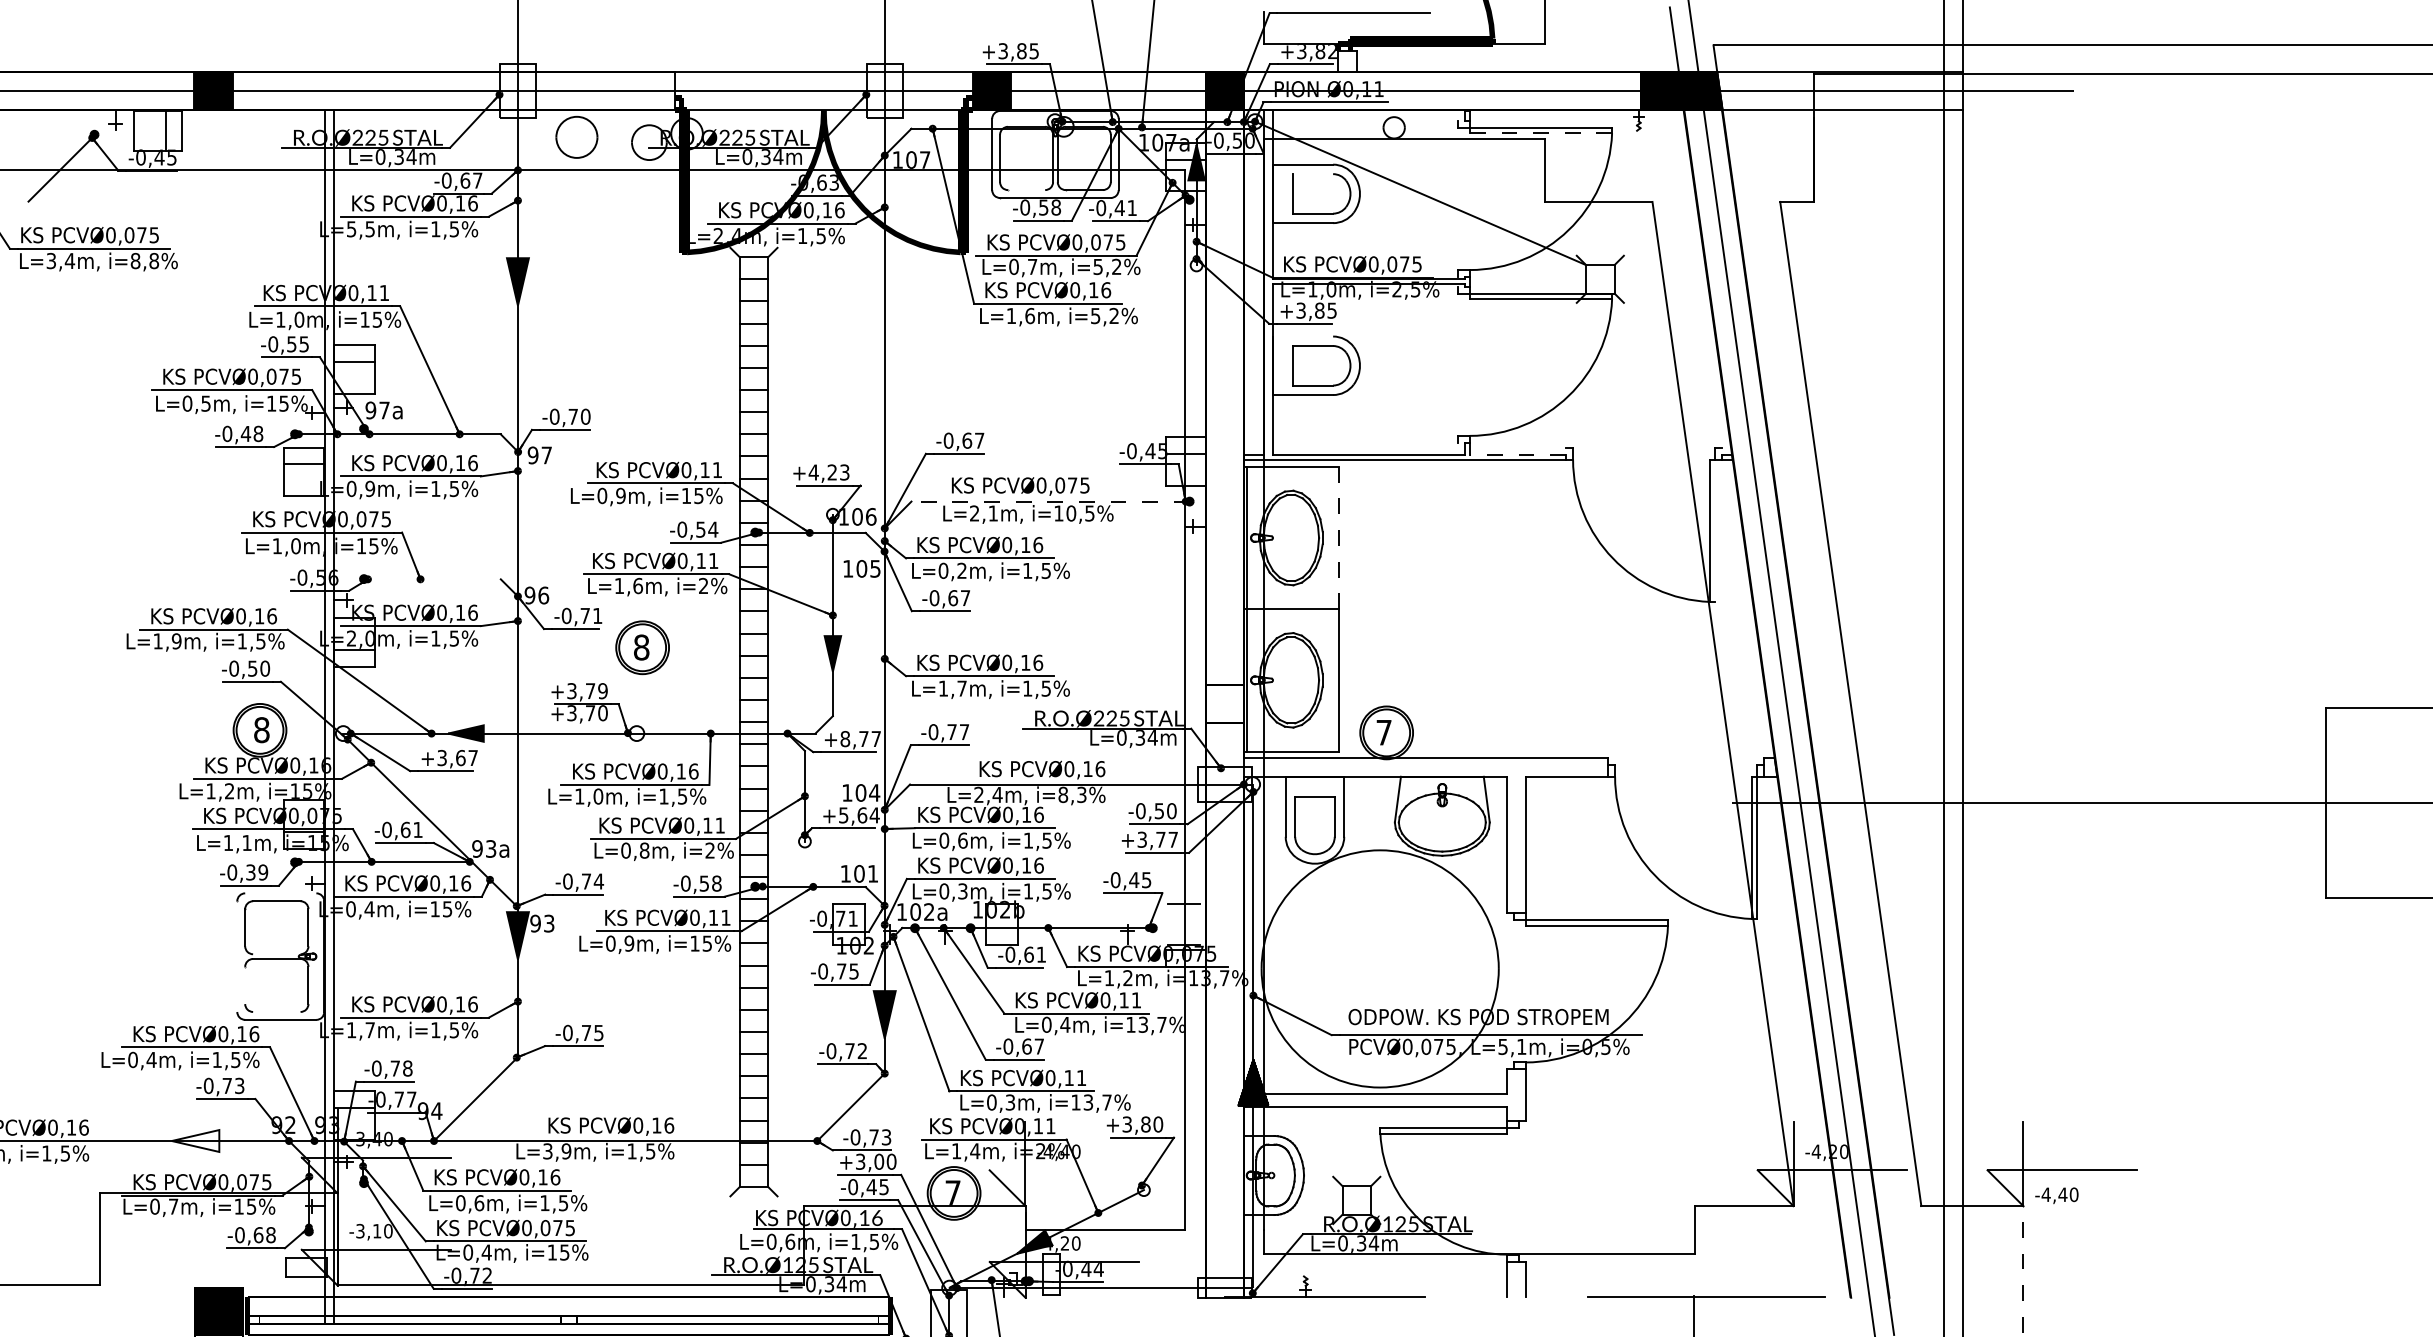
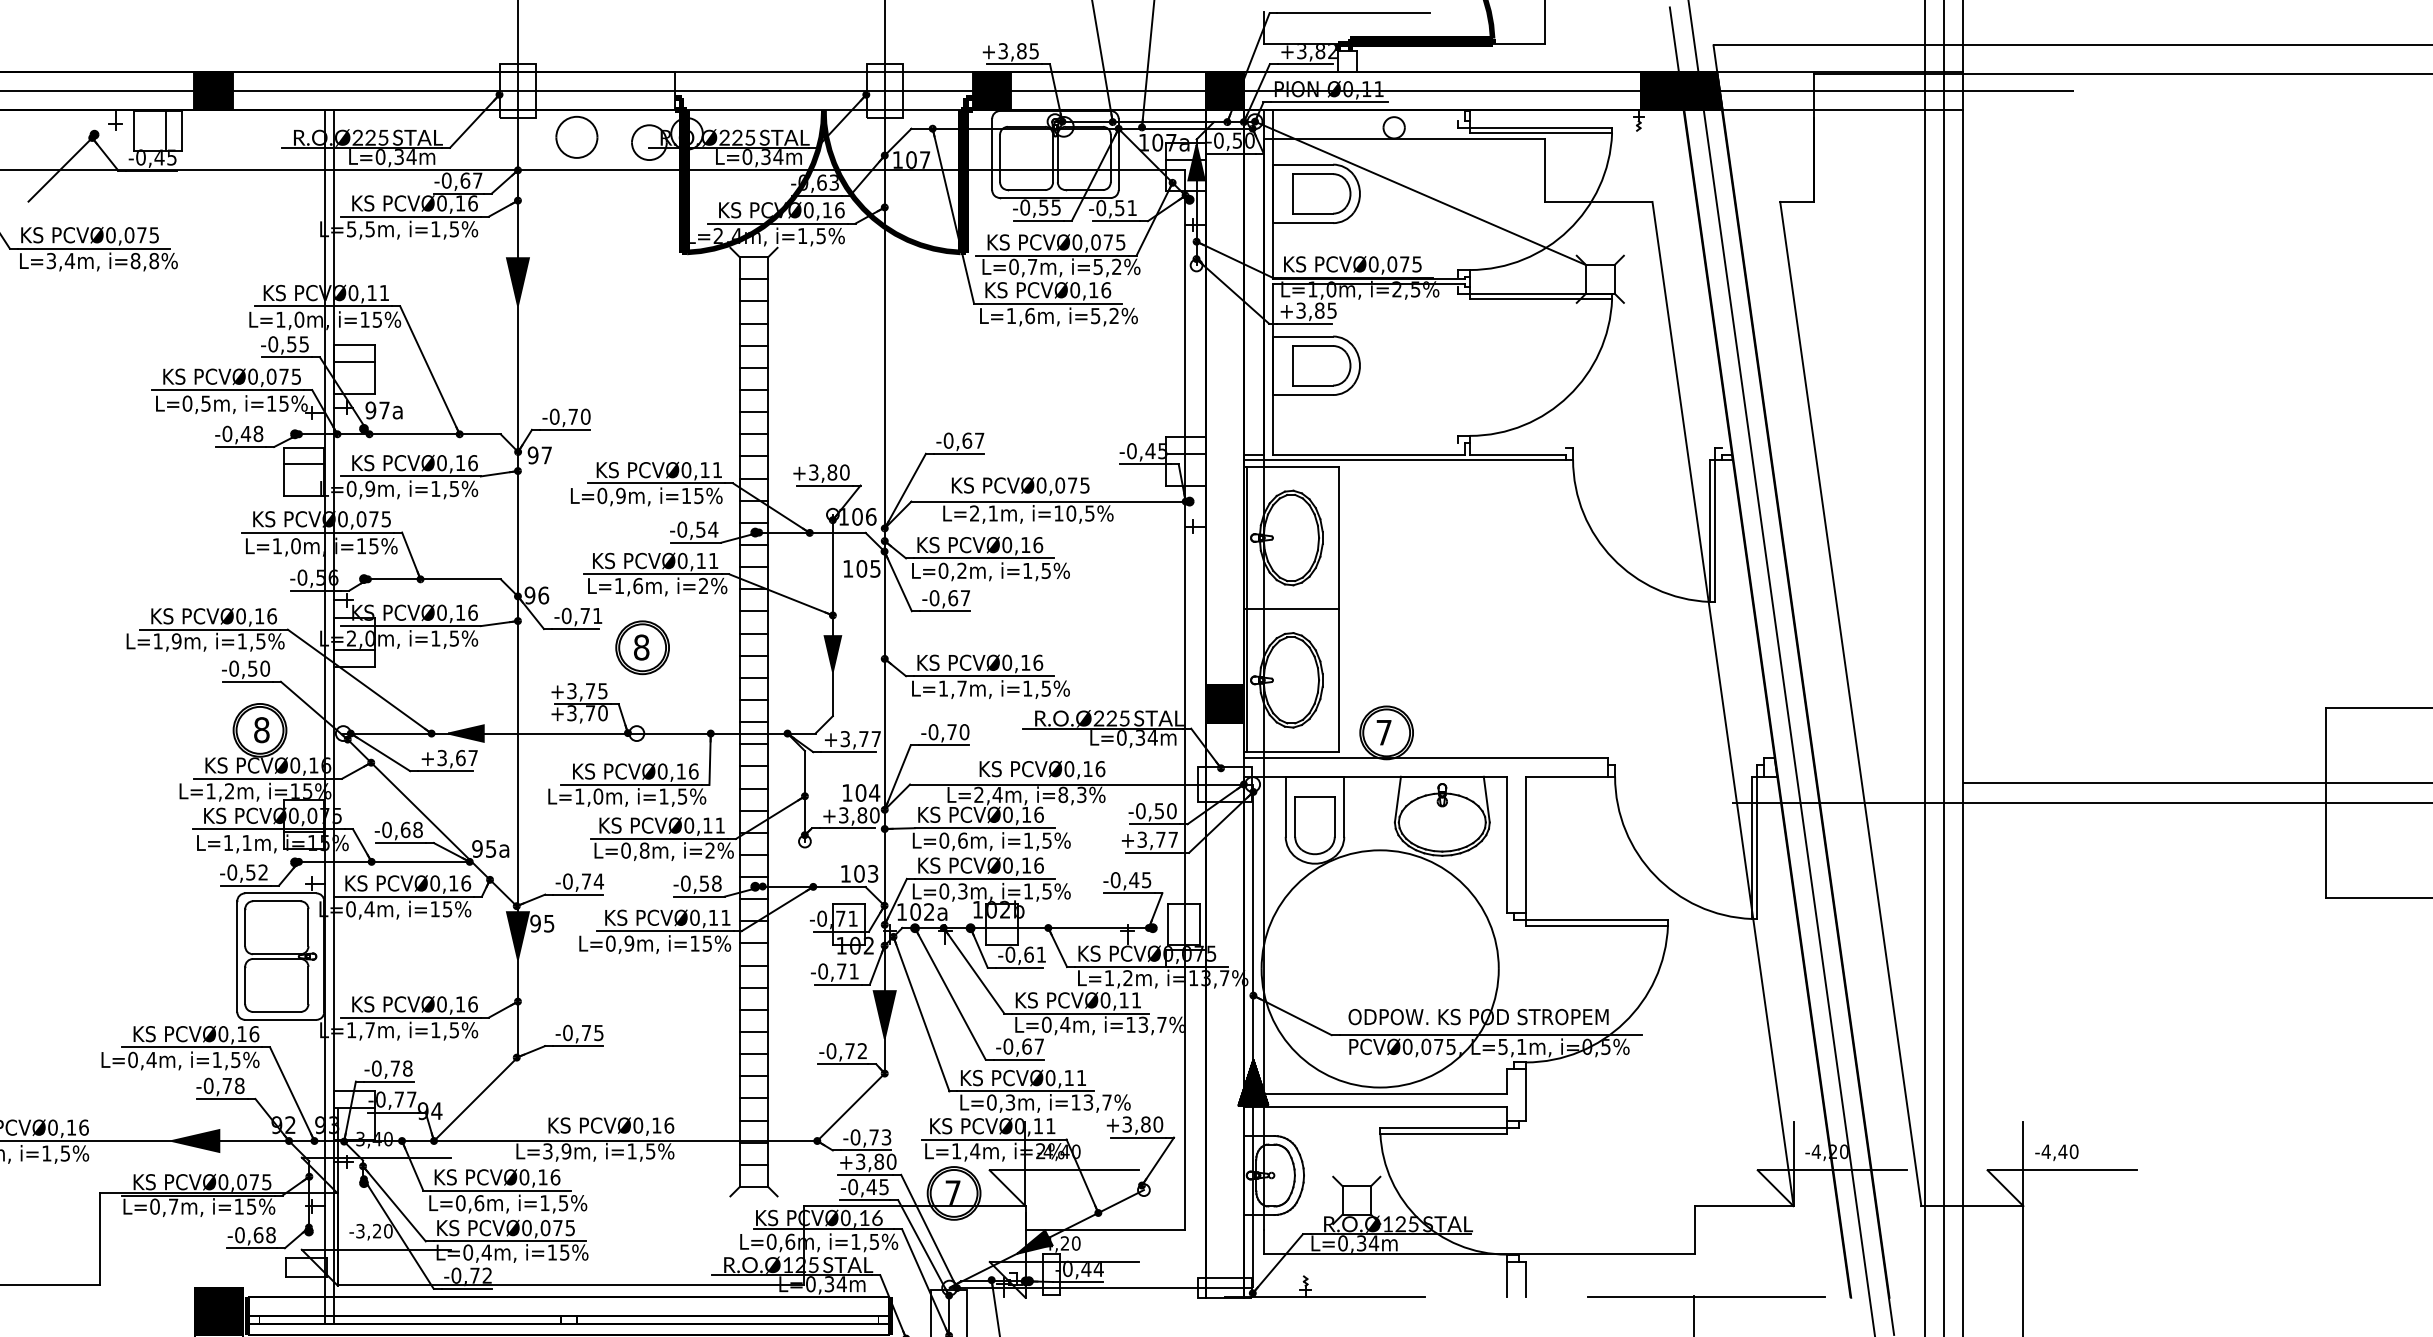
line: dashed -> solid (1540, 133)
line: none -> present (1312, 174)
line: none -> present (1026, 190)
text: -0,58 -> -0,55 (1056, 207)
text: -0,41 -> -0,51 (1119, 208)
line: none -> present (1303, 336)
line: dashed -> solid (1517, 454)
text: +4,23 -> +3,80 (828, 472)
line: dashed -> solid (1050, 501)
line: none -> present (1715, 530)
line: dashed -> solid (1338, 537)
line: none -> present (432, 579)
line: none -> present (1925, 667)
text: +3,79 -> +3,75 (602, 690)
fill: none -> present (1224, 703)
text: -0,77 -> -0,70 (964, 732)
text: +8,77 -> +3,77 (845, 739)
line: none -> present (2196, 783)
text: +5,64 -> +3,80 (859, 815)
text: -0,61 -> -0,68 (417, 829)
text: 93a -> 95a (491, 848)
text: -0,39 -> -0,52 (257, 872)
text: 101 -> 103 (873, 873)
line: none -> present (280, 893)
text: 93 -> 95 (549, 922)
line: none -> present (1168, 924)
line: none -> present (1200, 924)
line: none -> present (276, 954)
line: none -> present (237, 956)
text: -0,75 -> -0,71 (853, 971)
line: none -> present (245, 985)
line: none -> present (276, 1011)
text: -0,73 -> -0,78 (239, 1085)
fill: none -> present (195, 1140)
text: +3,00 -> +3,80 (879, 1161)
line: none -> present (1064, 1170)
text position: (2056, 1195) -> (2056, 1152) (2056, 1152)
text: -3,10 -> -3,20 (377, 1230)
line: dashed -> solid (2023, 1270)
